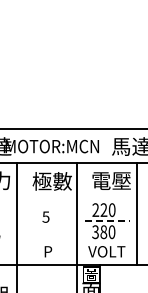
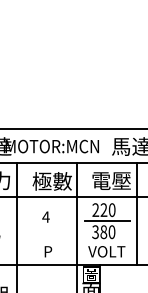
line: none -> present (73, 197)
text: 5 -> 4 (45, 216)
line: dashed -> solid (107, 221)
